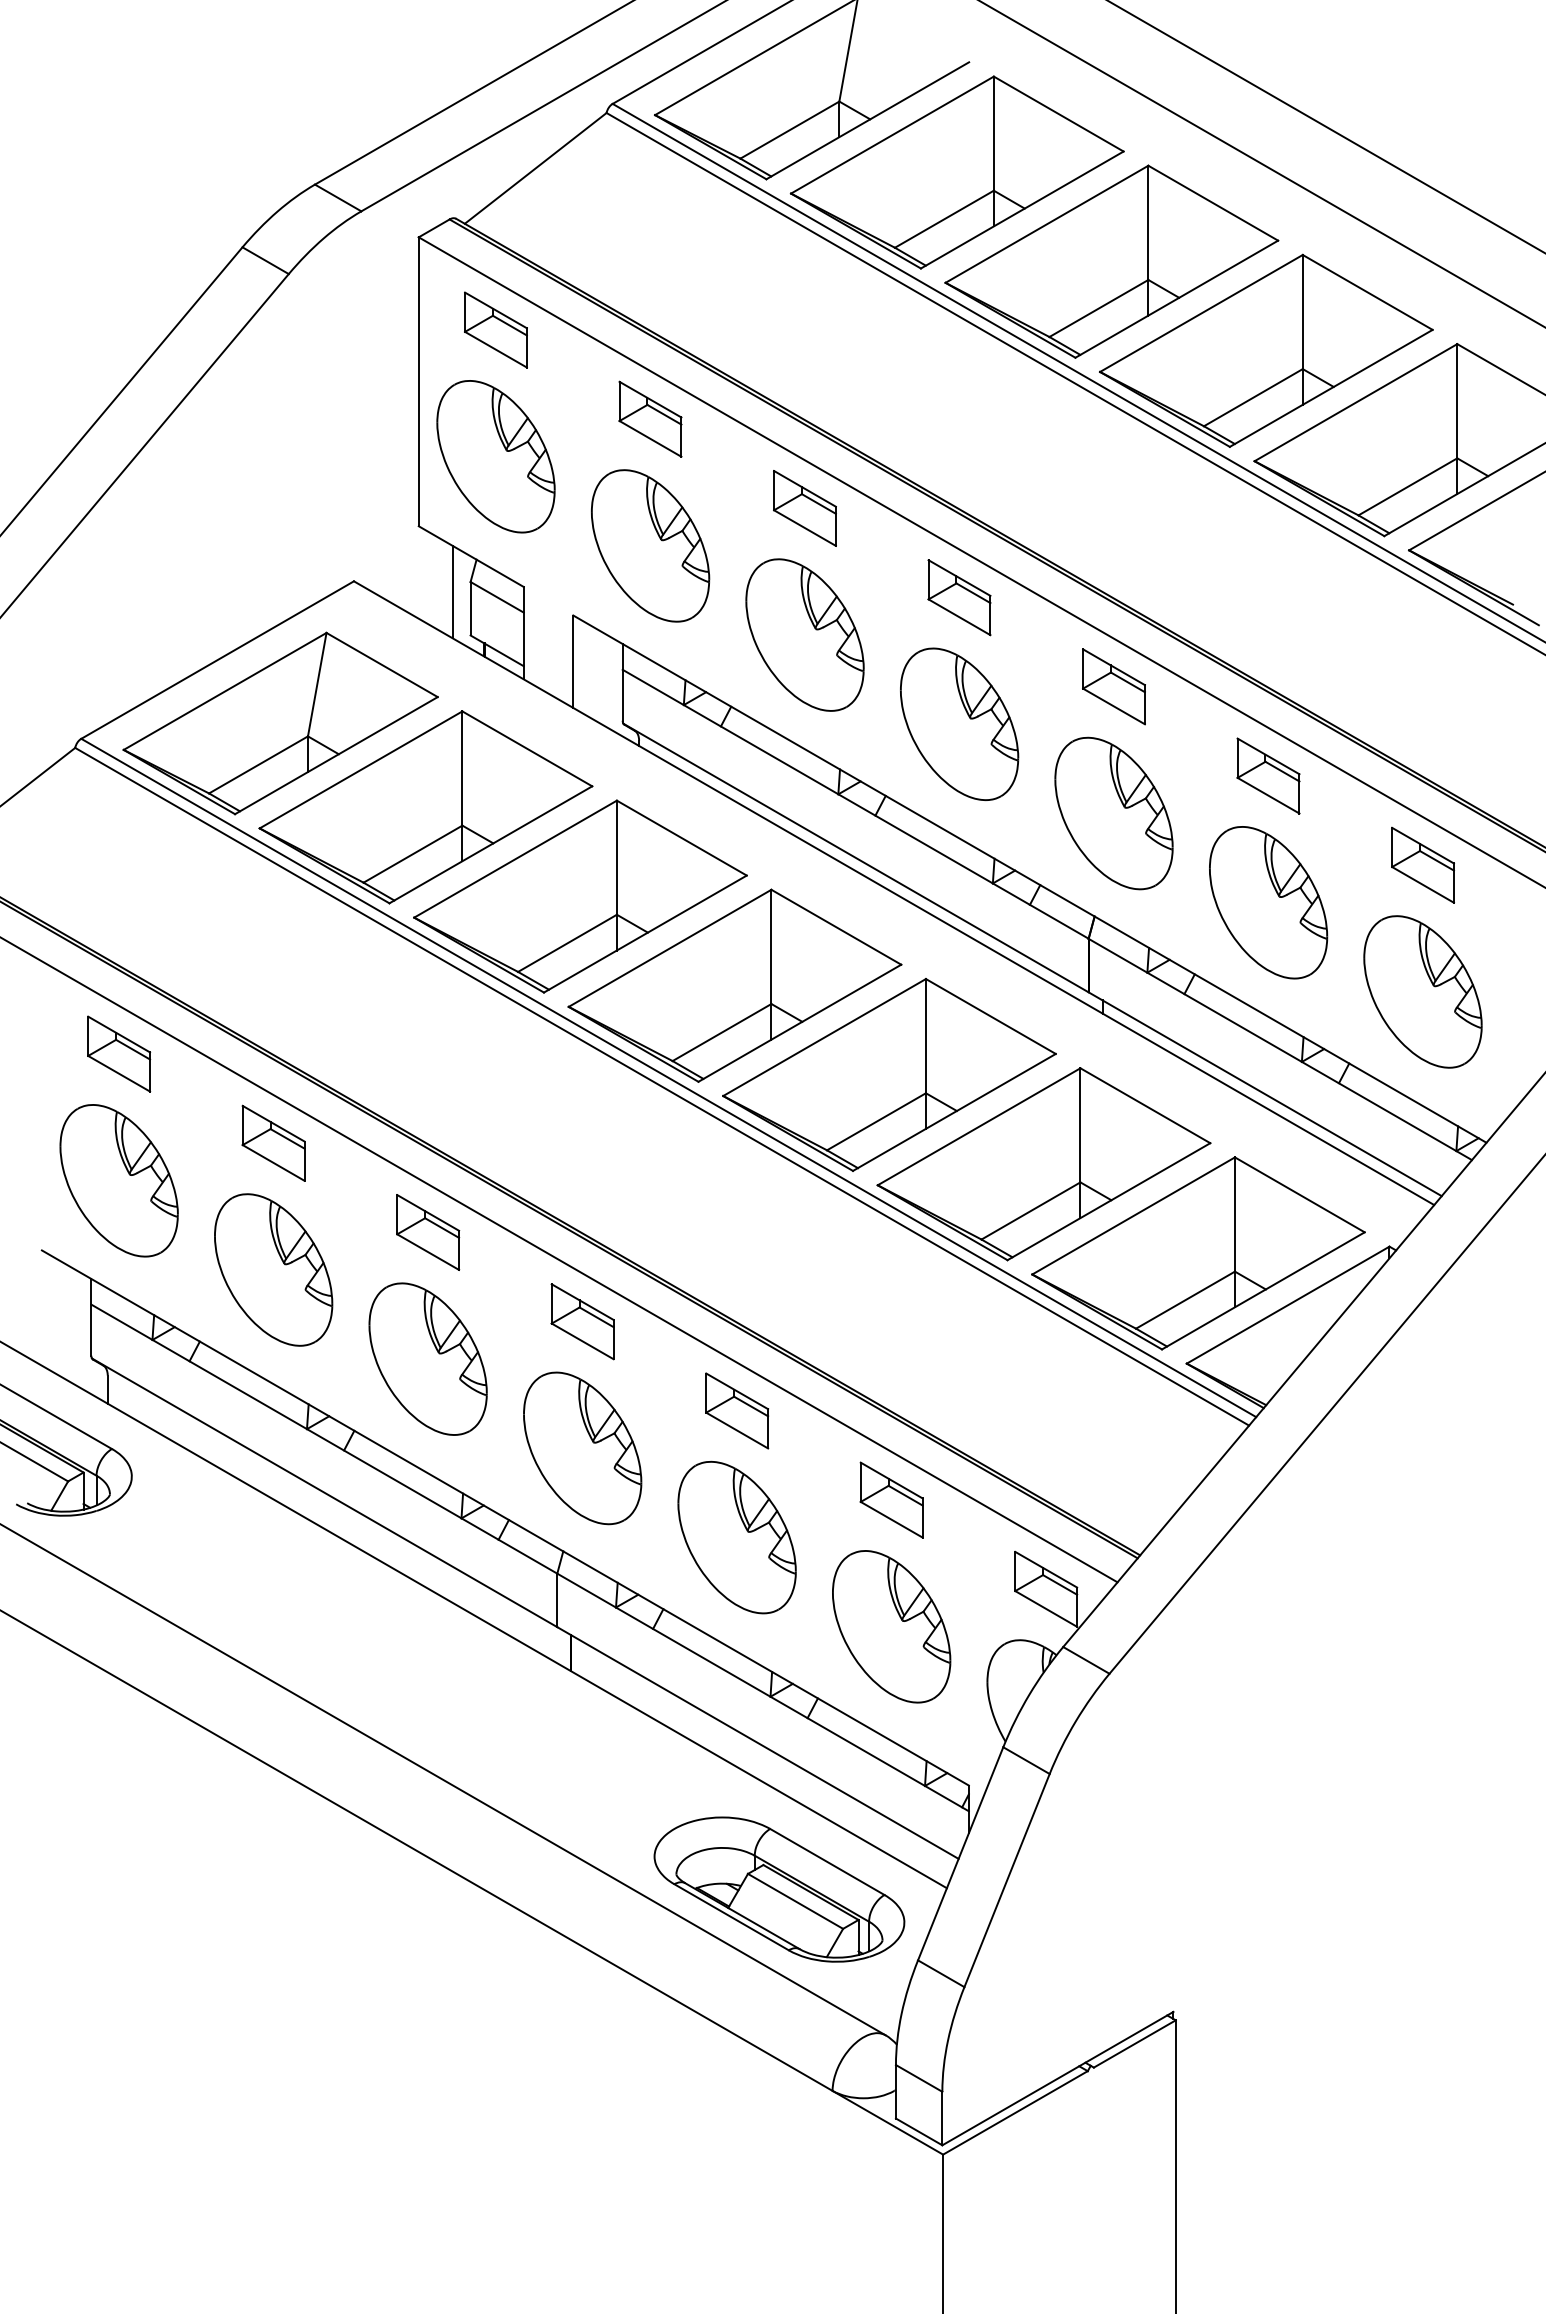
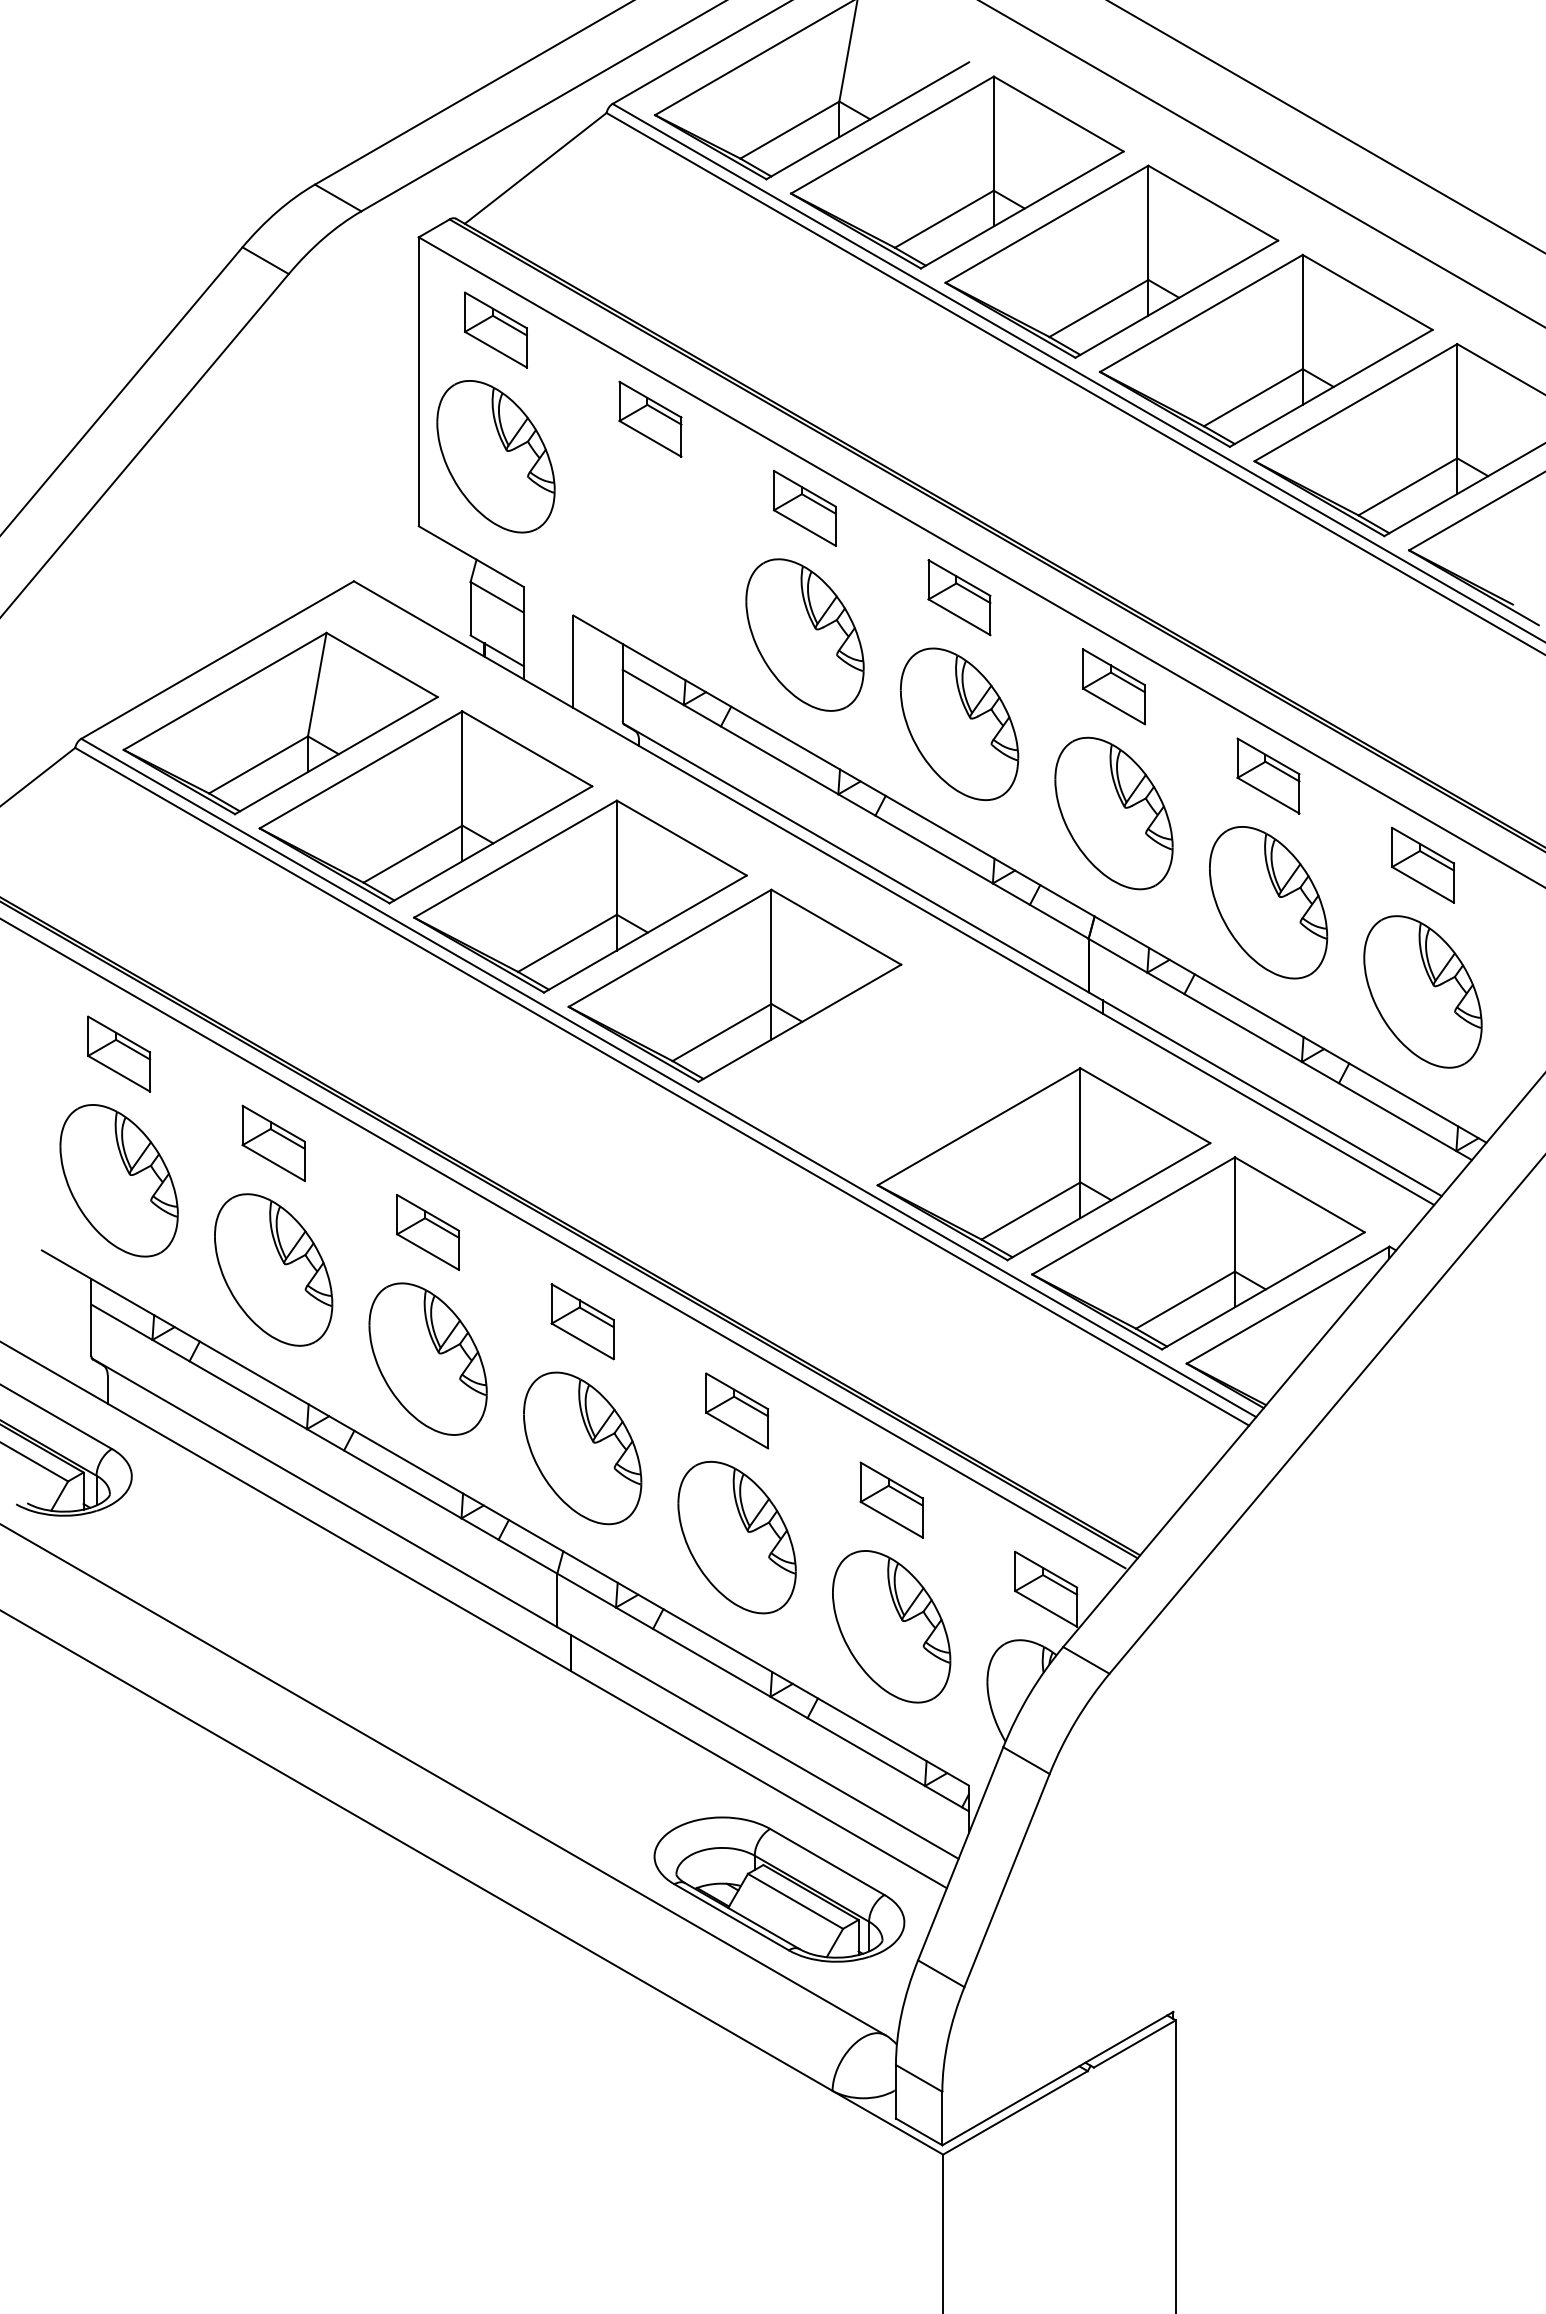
part: present -> none (650, 545)
line: present -> none (452, 592)
part: present -> none (889, 1074)
line position: (559, 1260) -> (563, 1244) (563, 1244)
